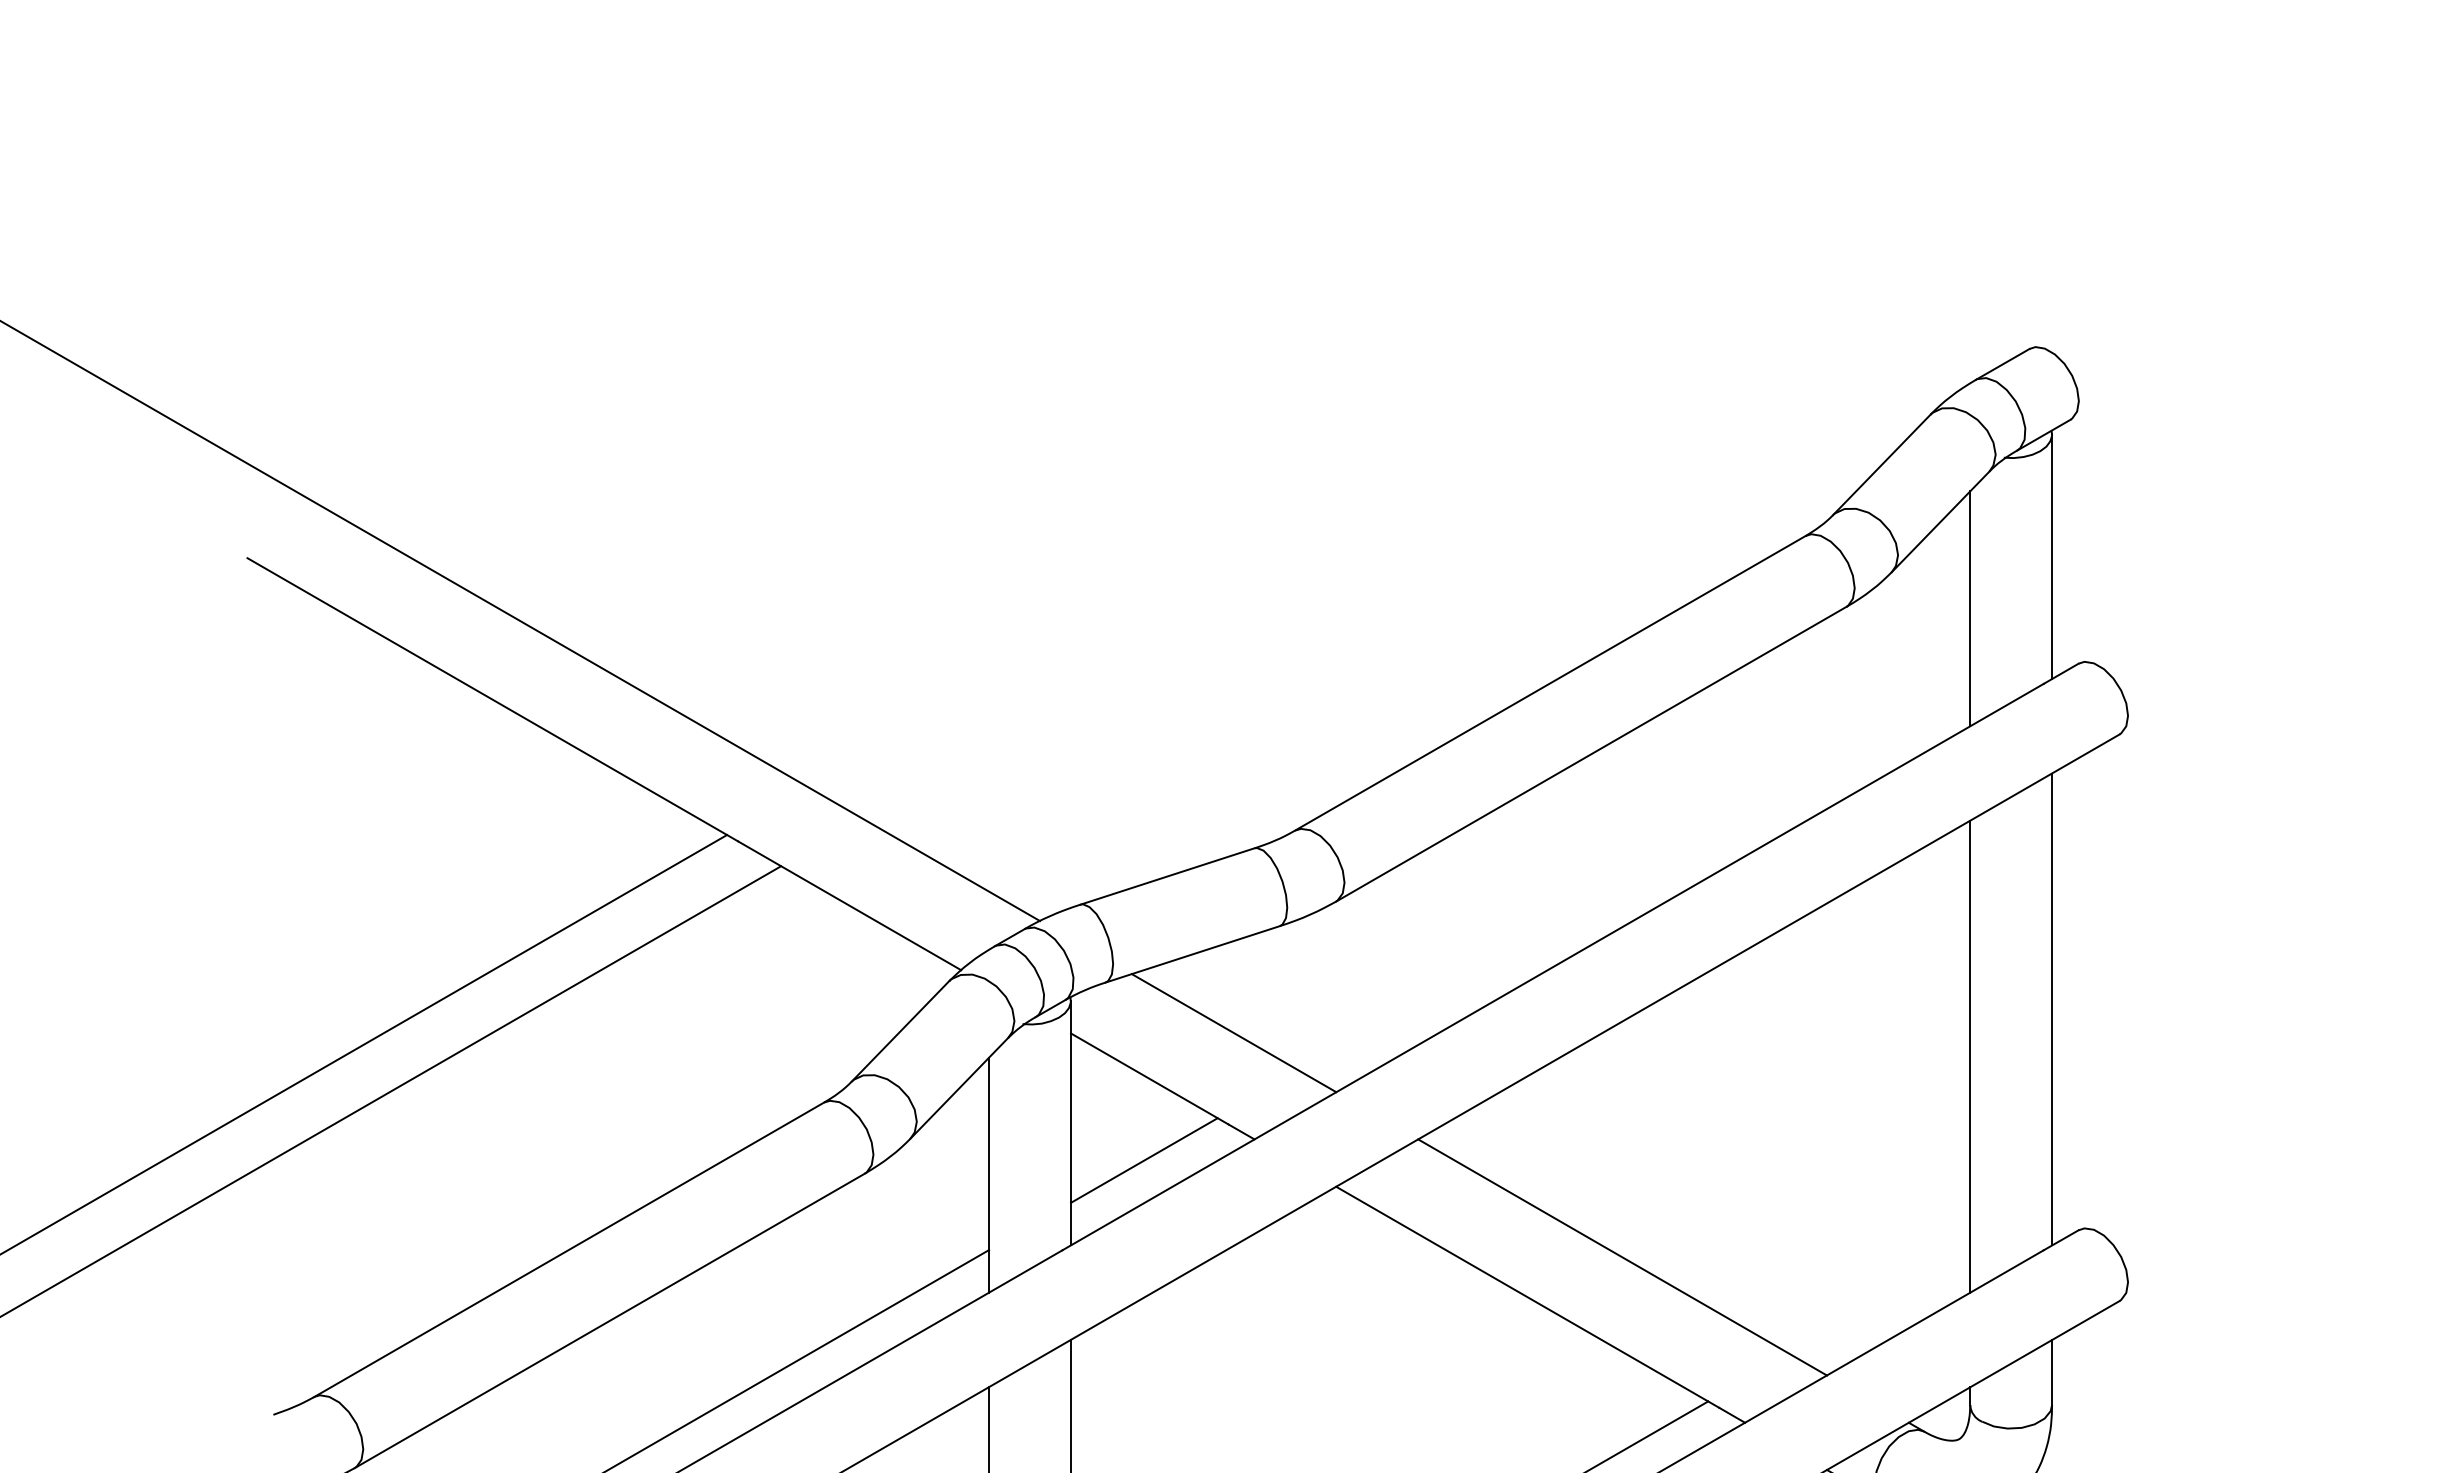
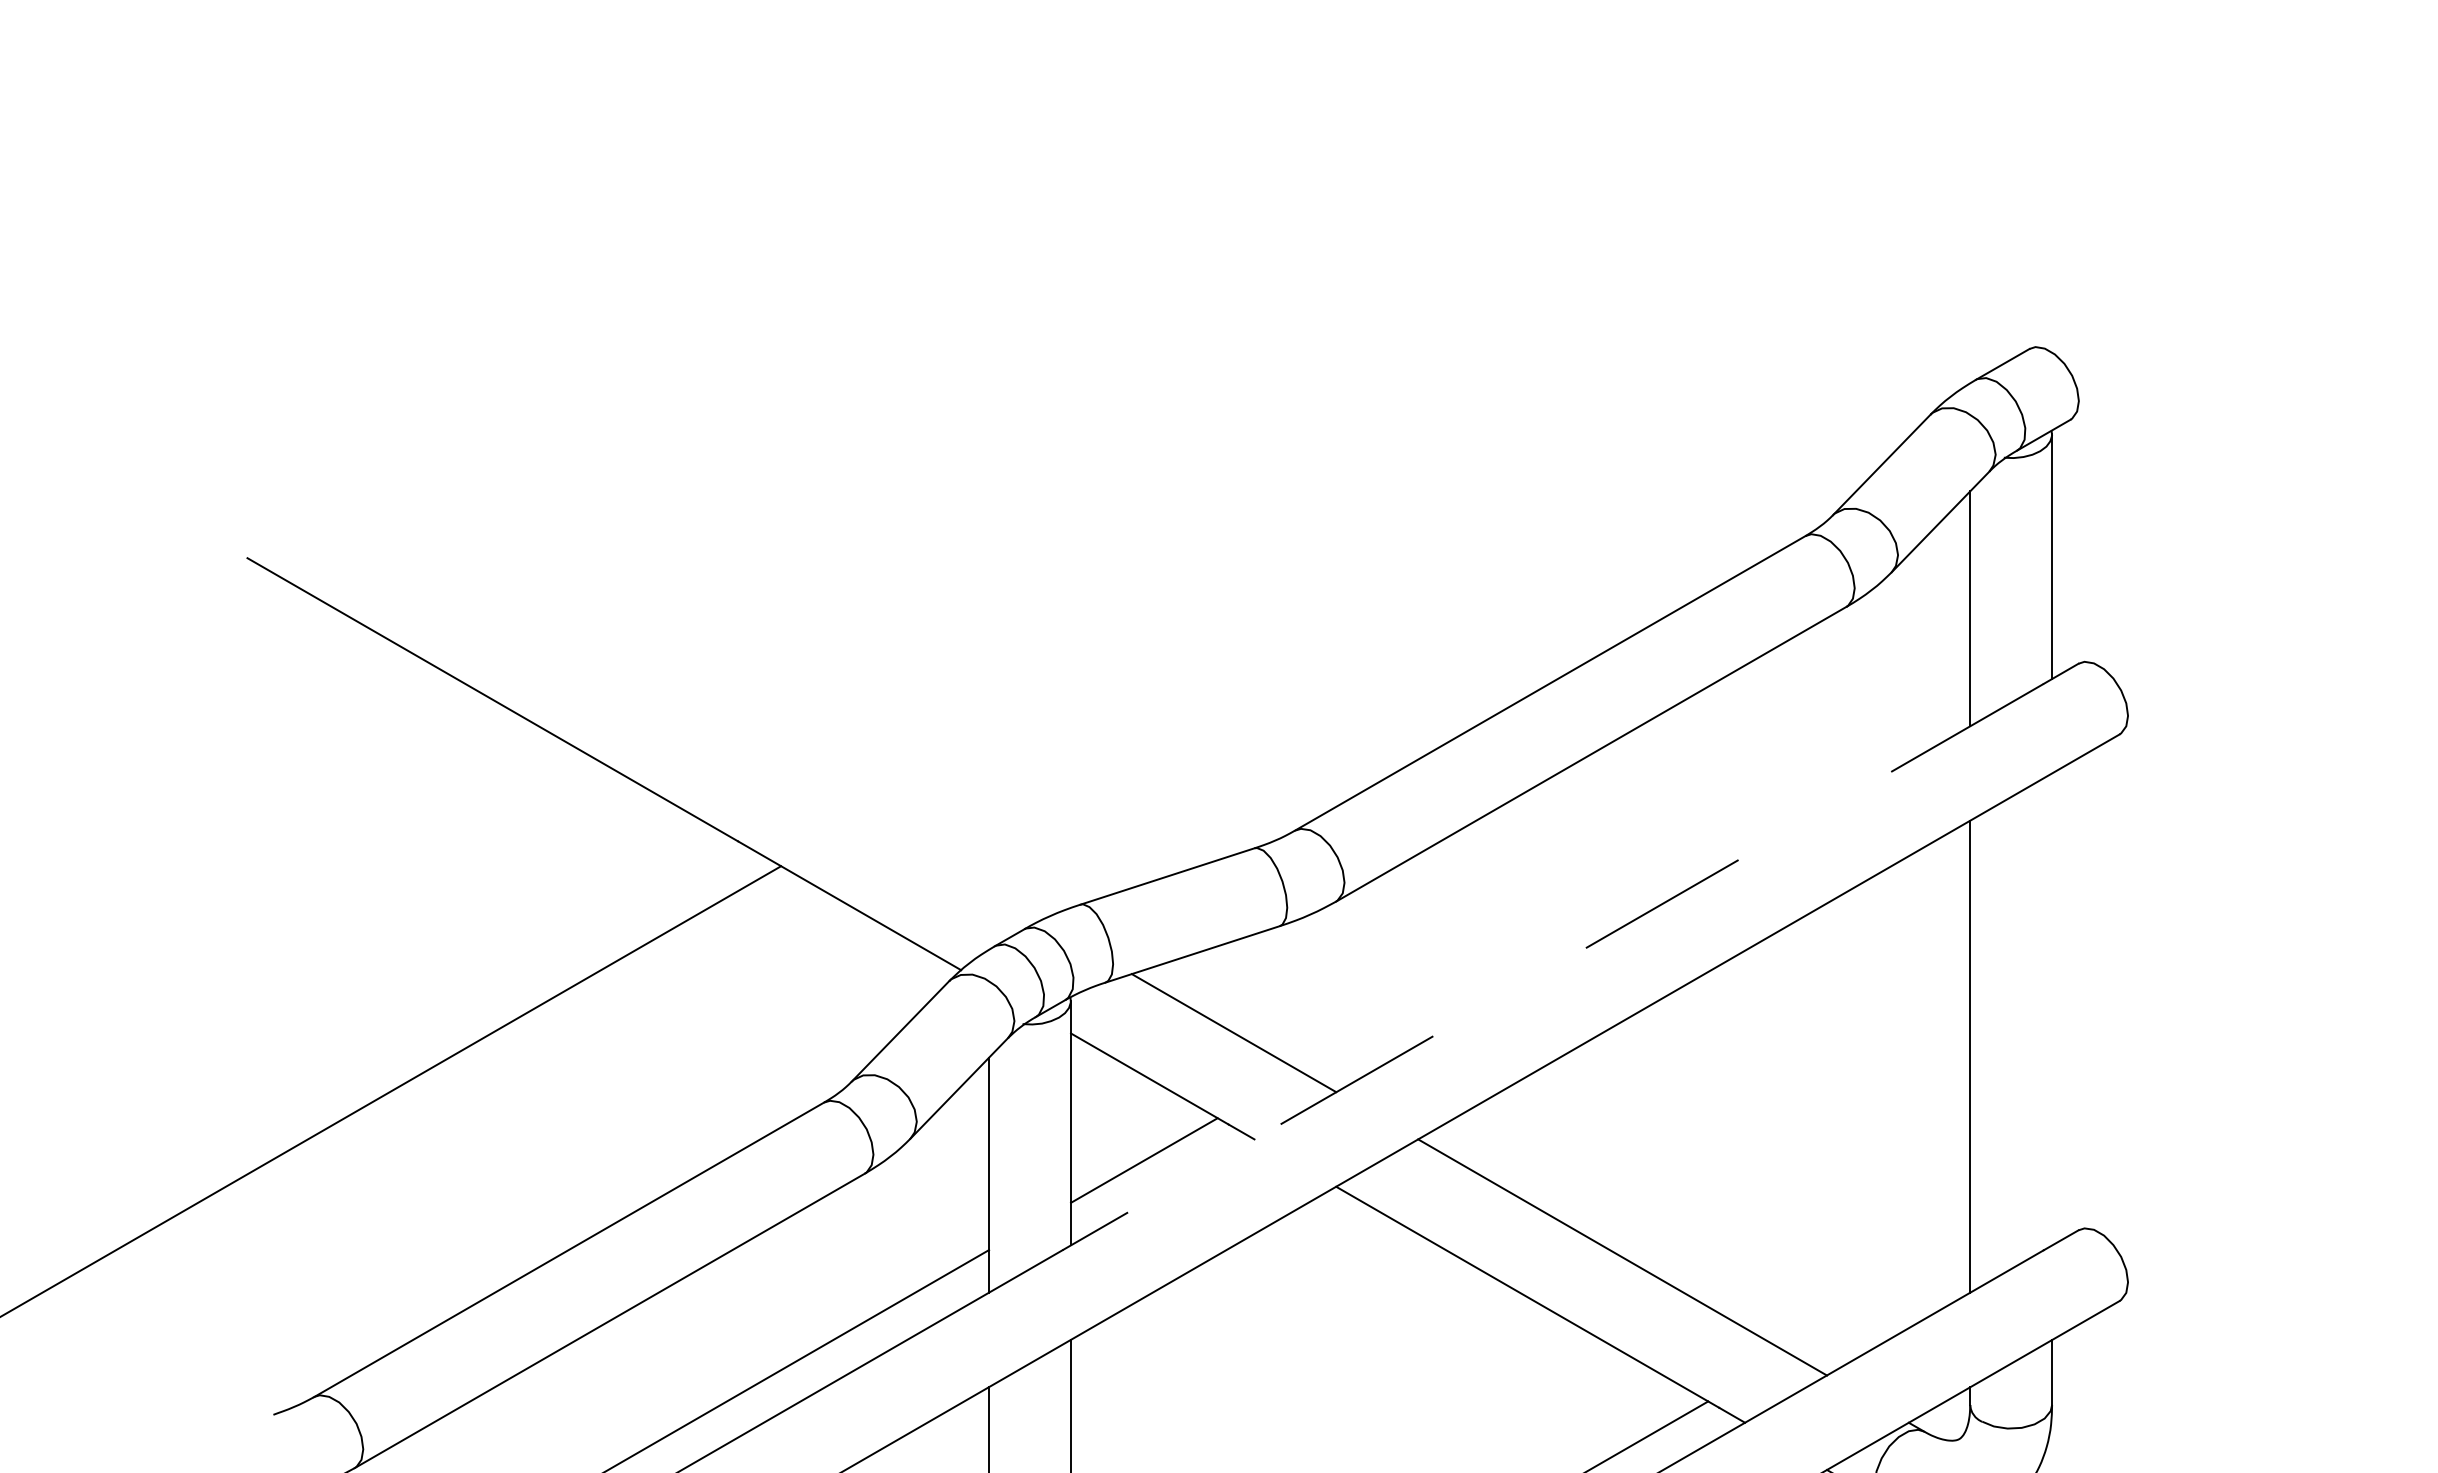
line: present -> none (521, 621)
line: solid -> dashed (1552, 967)
line: present -> none (2052, 1009)
line: present -> none (364, 1044)
